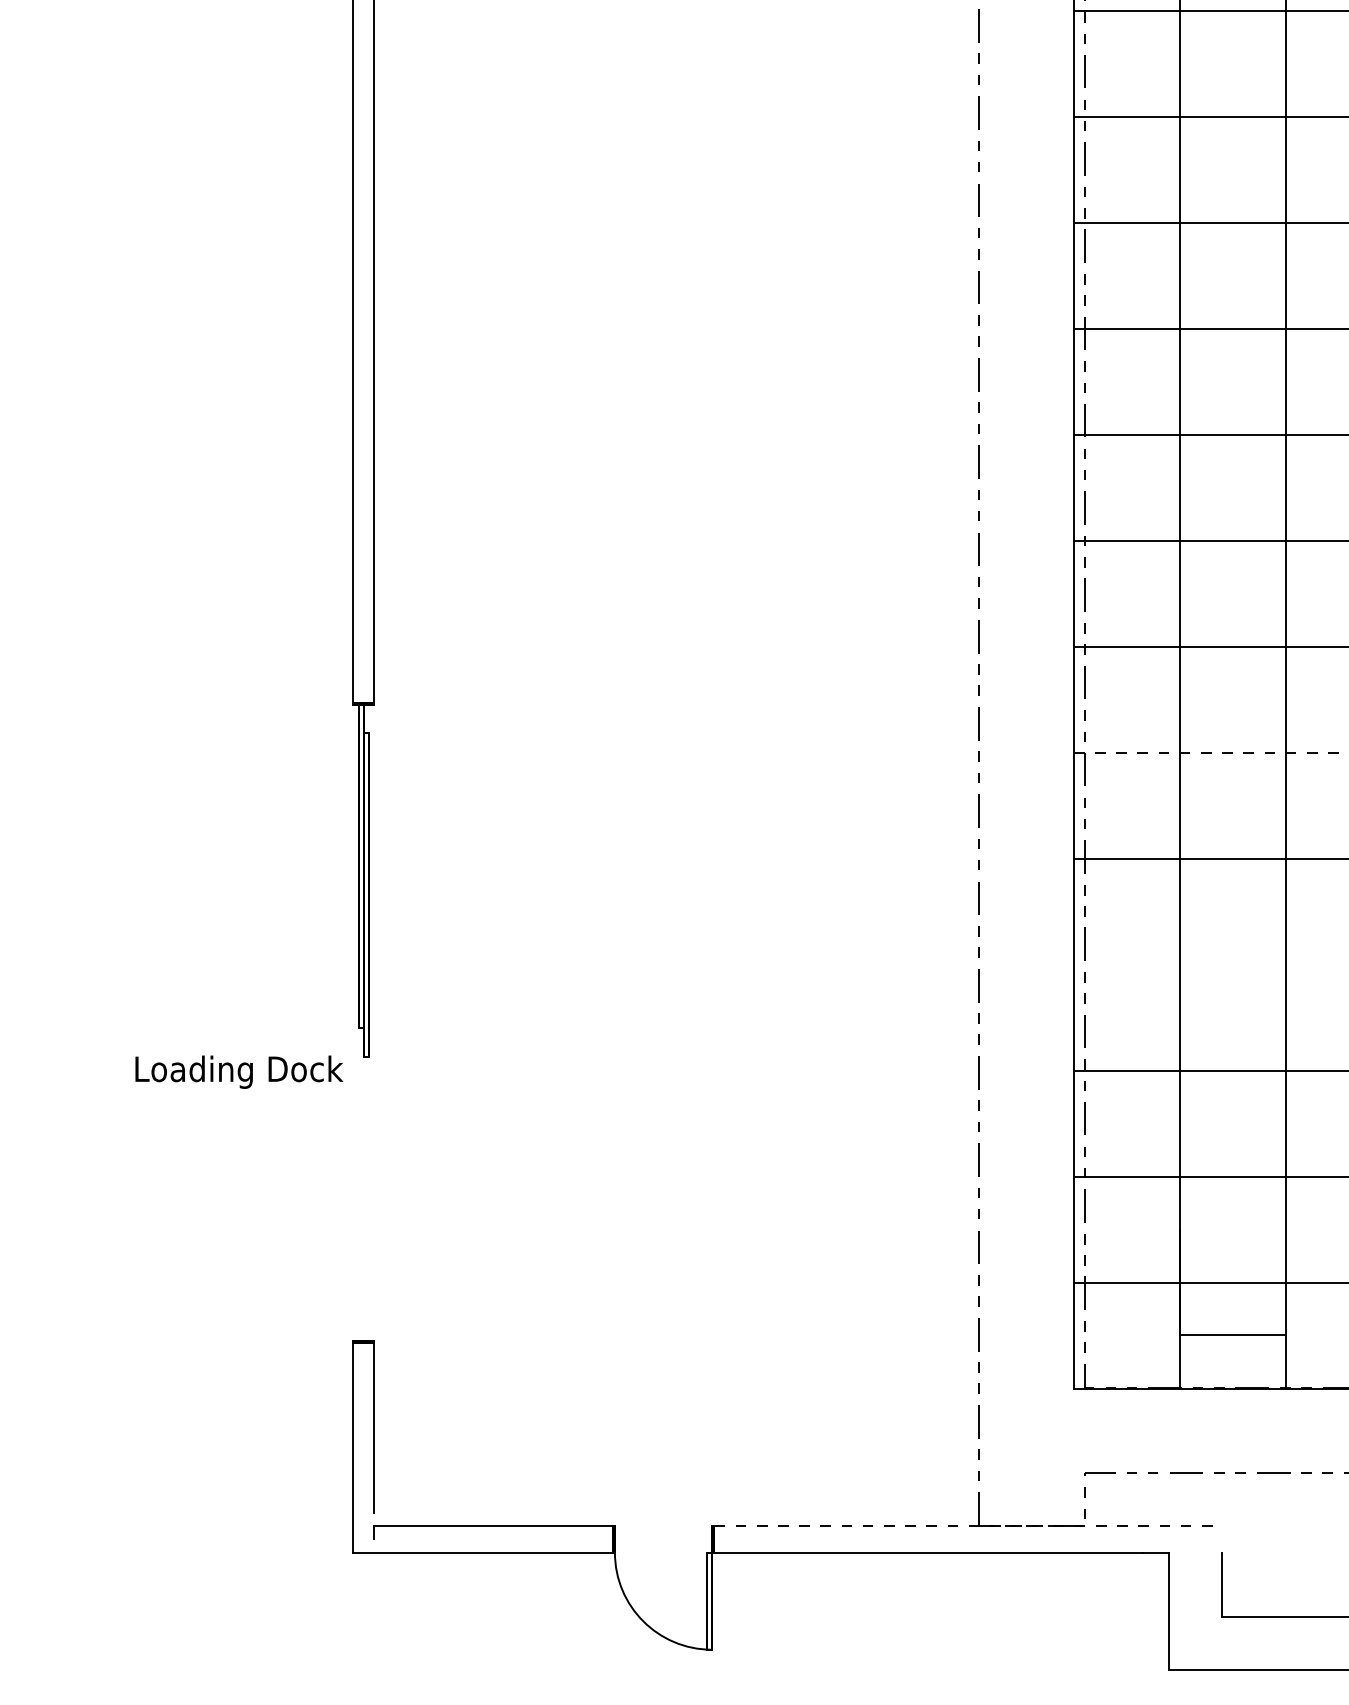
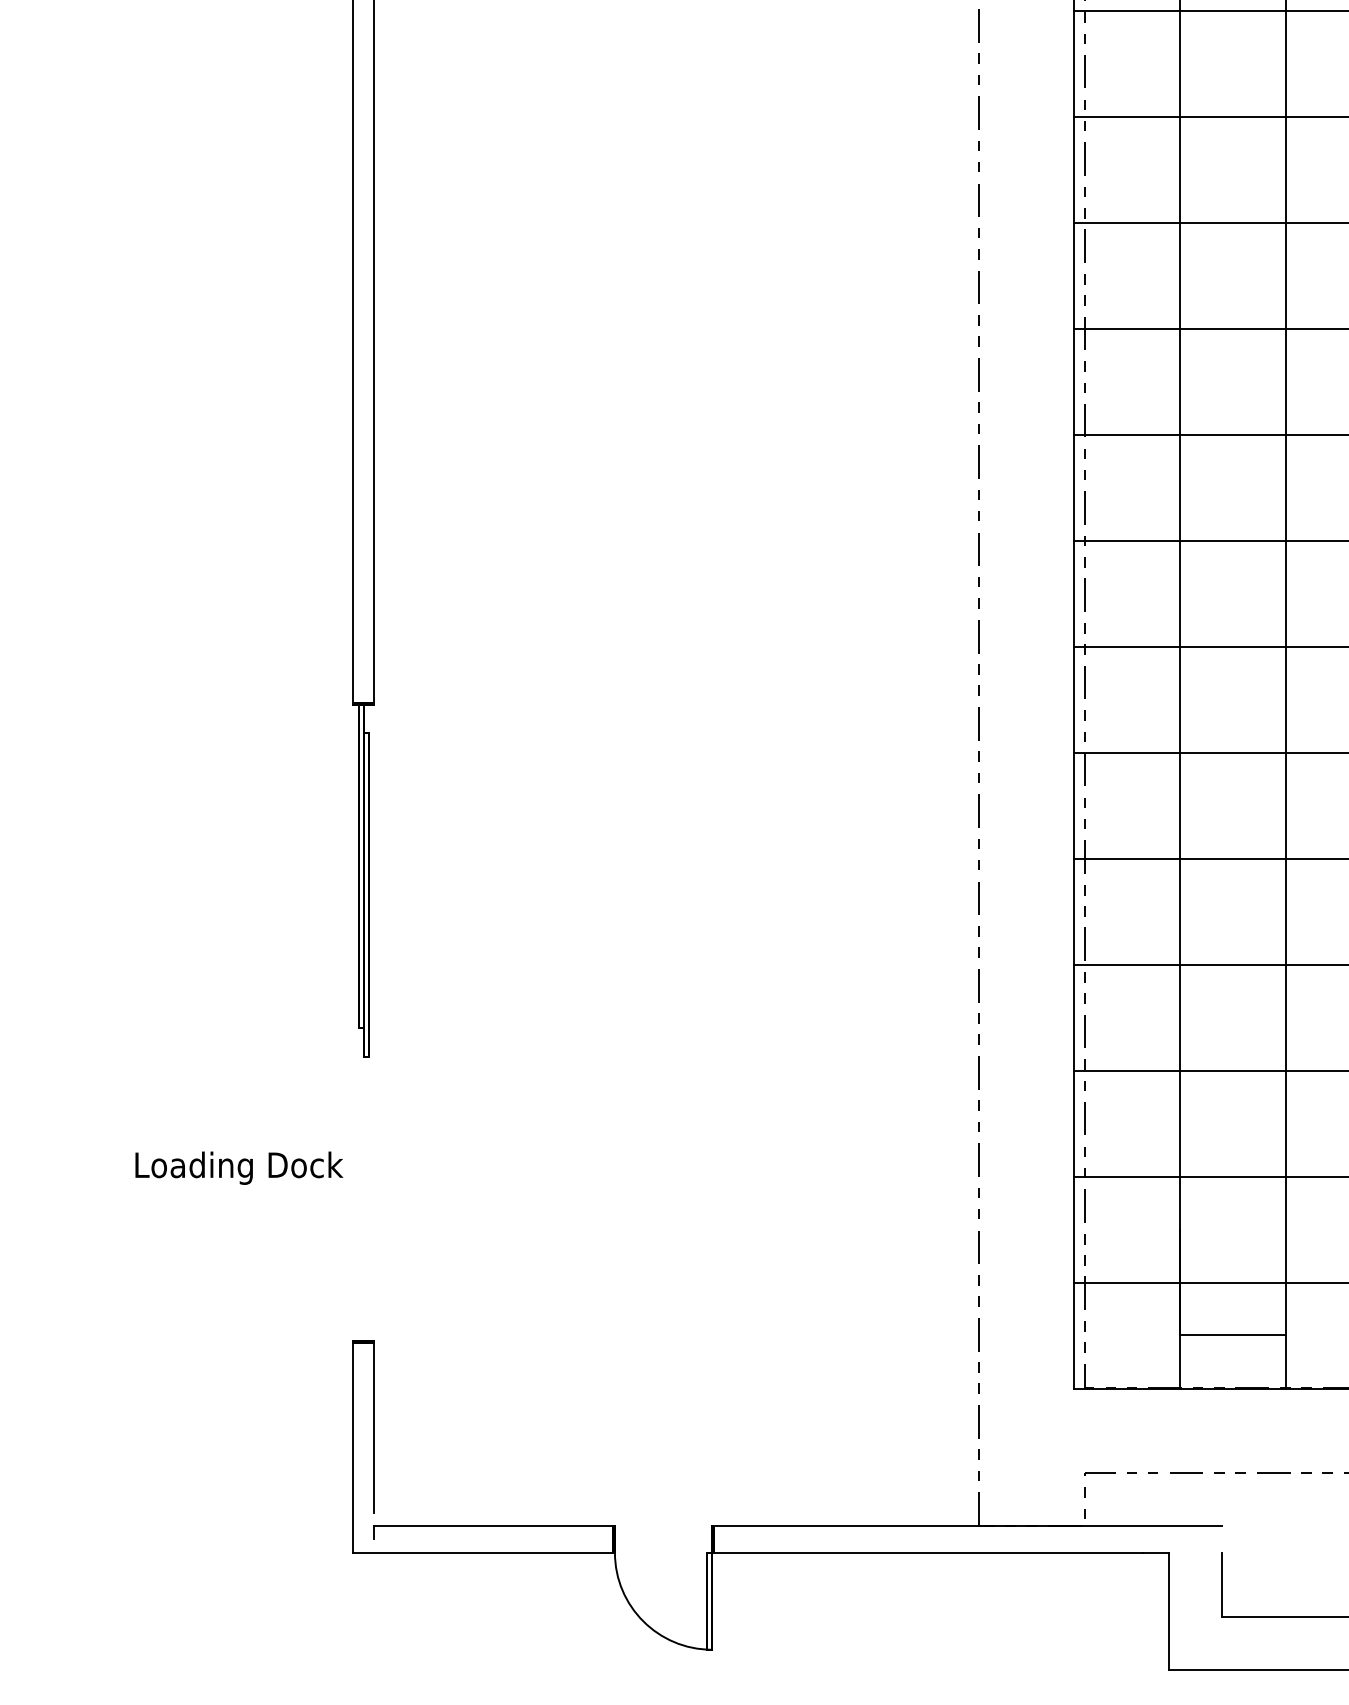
line: dashed -> solid (1211, 752)
line: none -> present (1209, 964)
text position: (239, 1071) -> (239, 1167) (239, 1167)
line: dashed -> solid (968, 1526)
